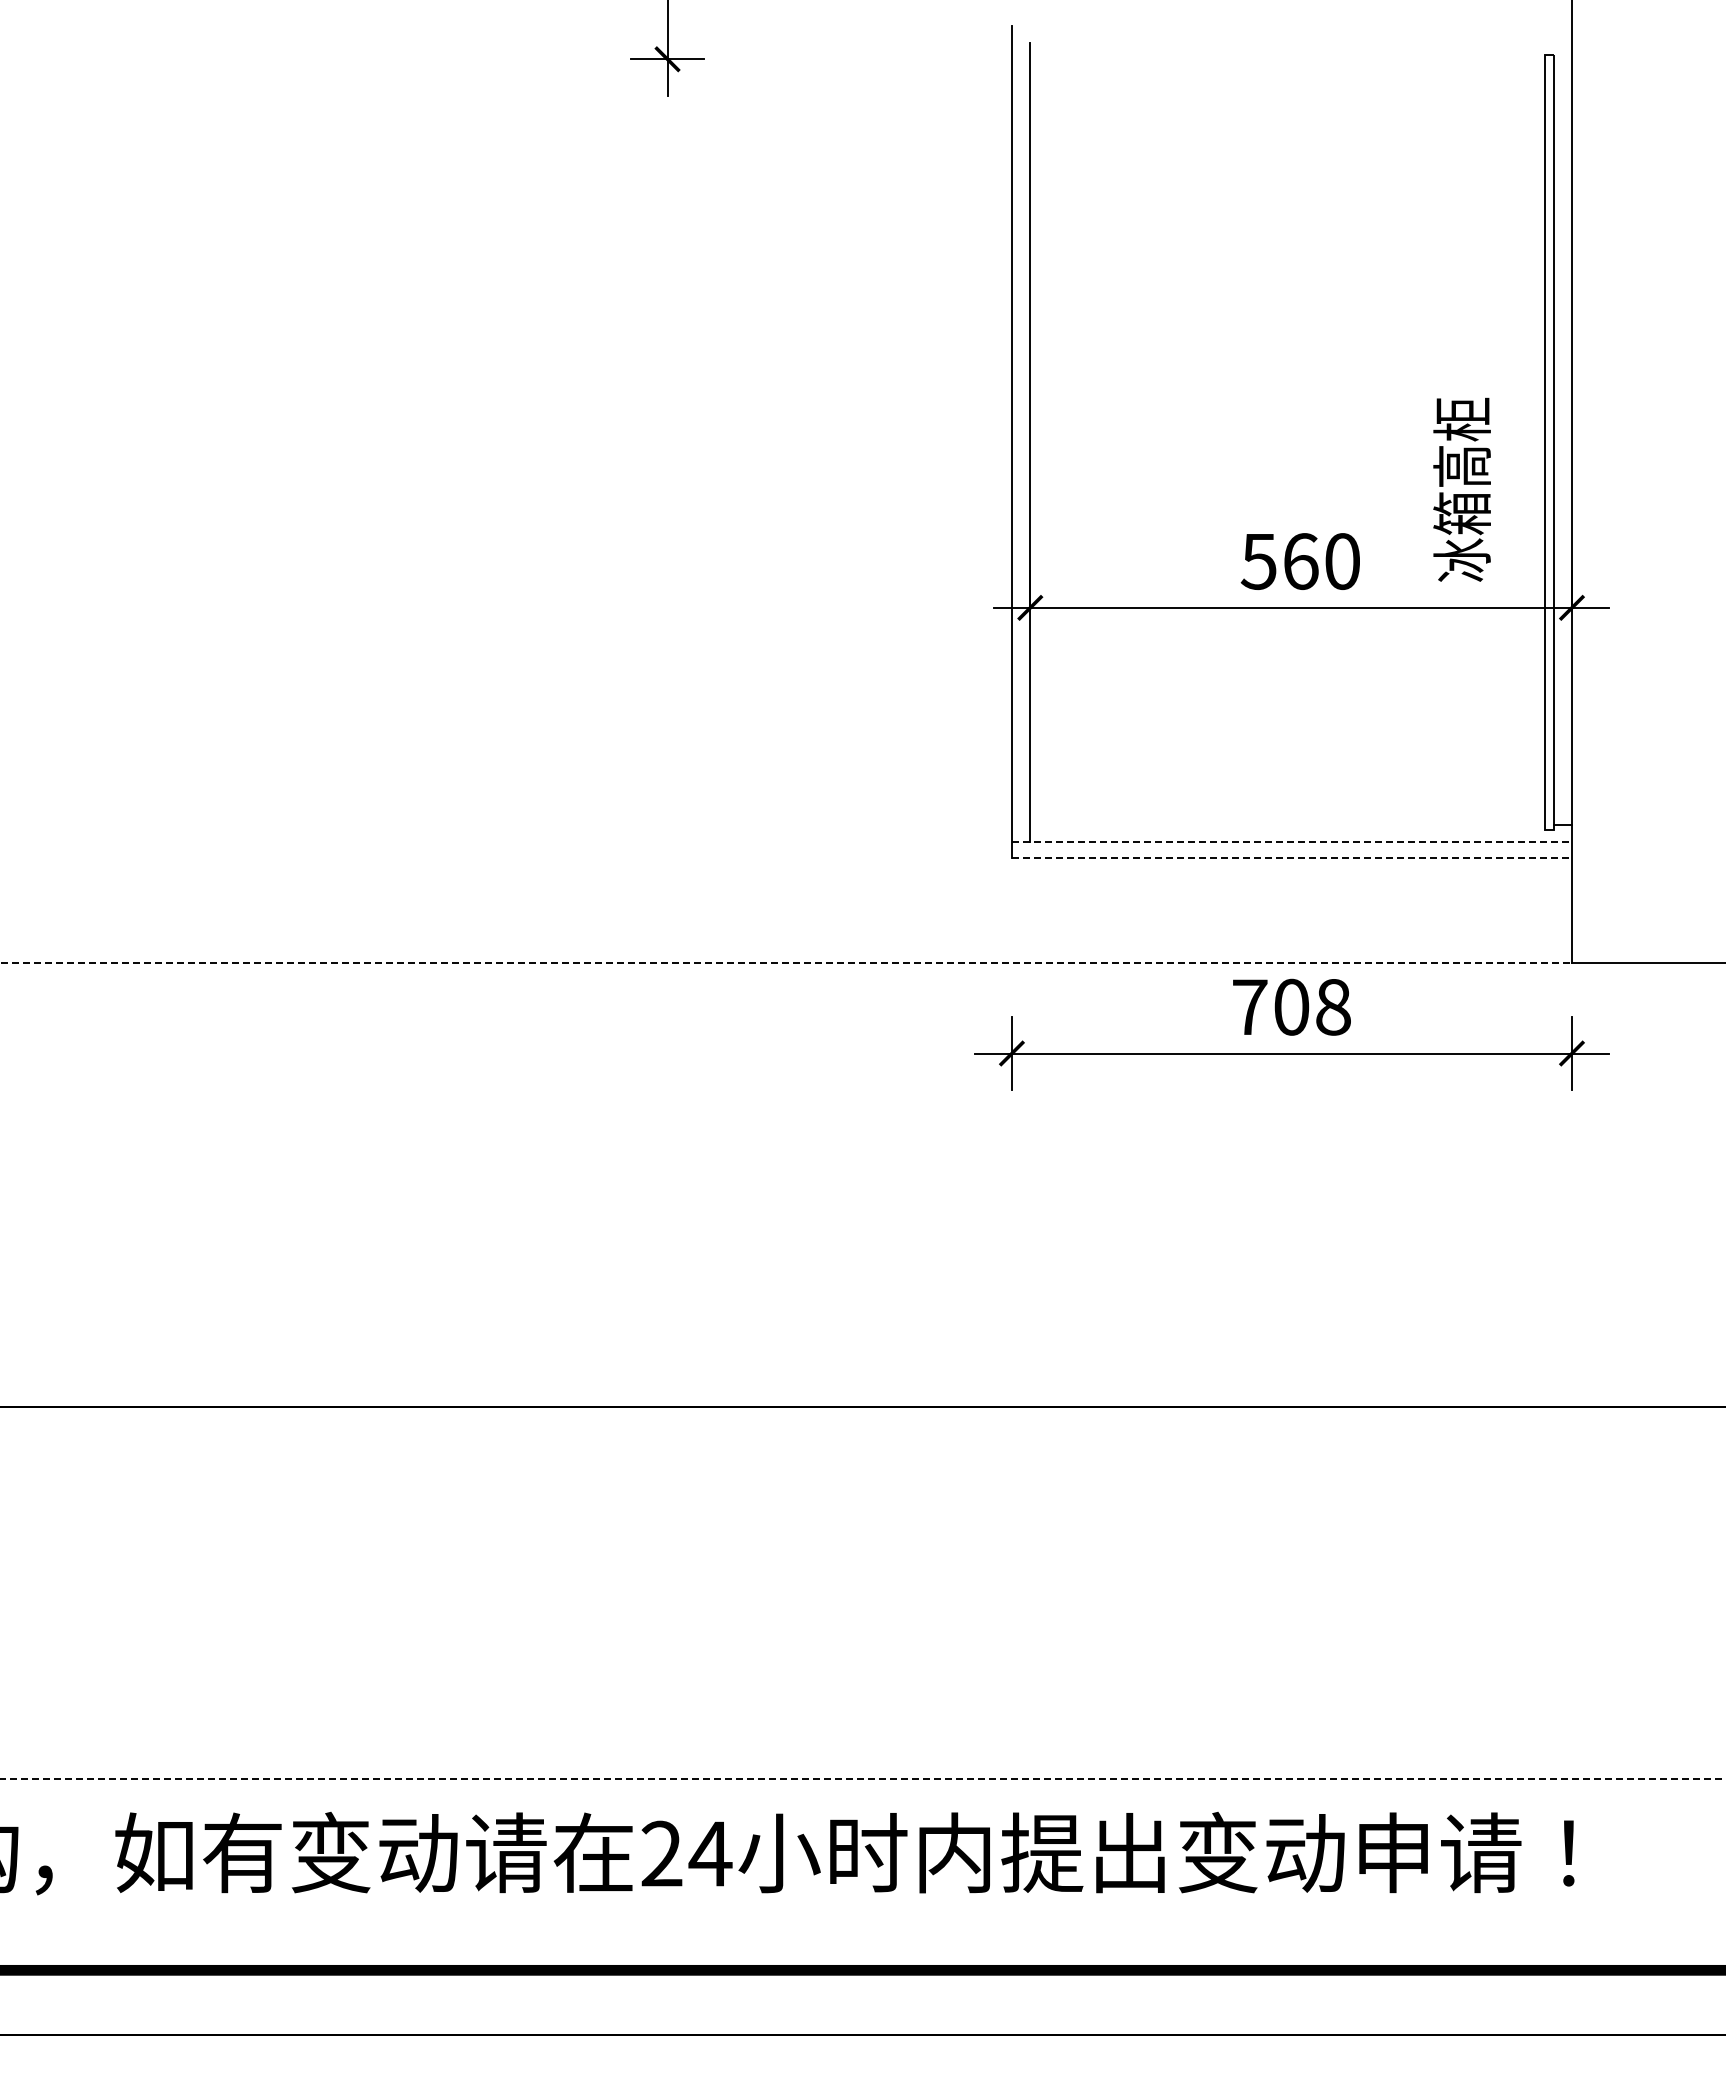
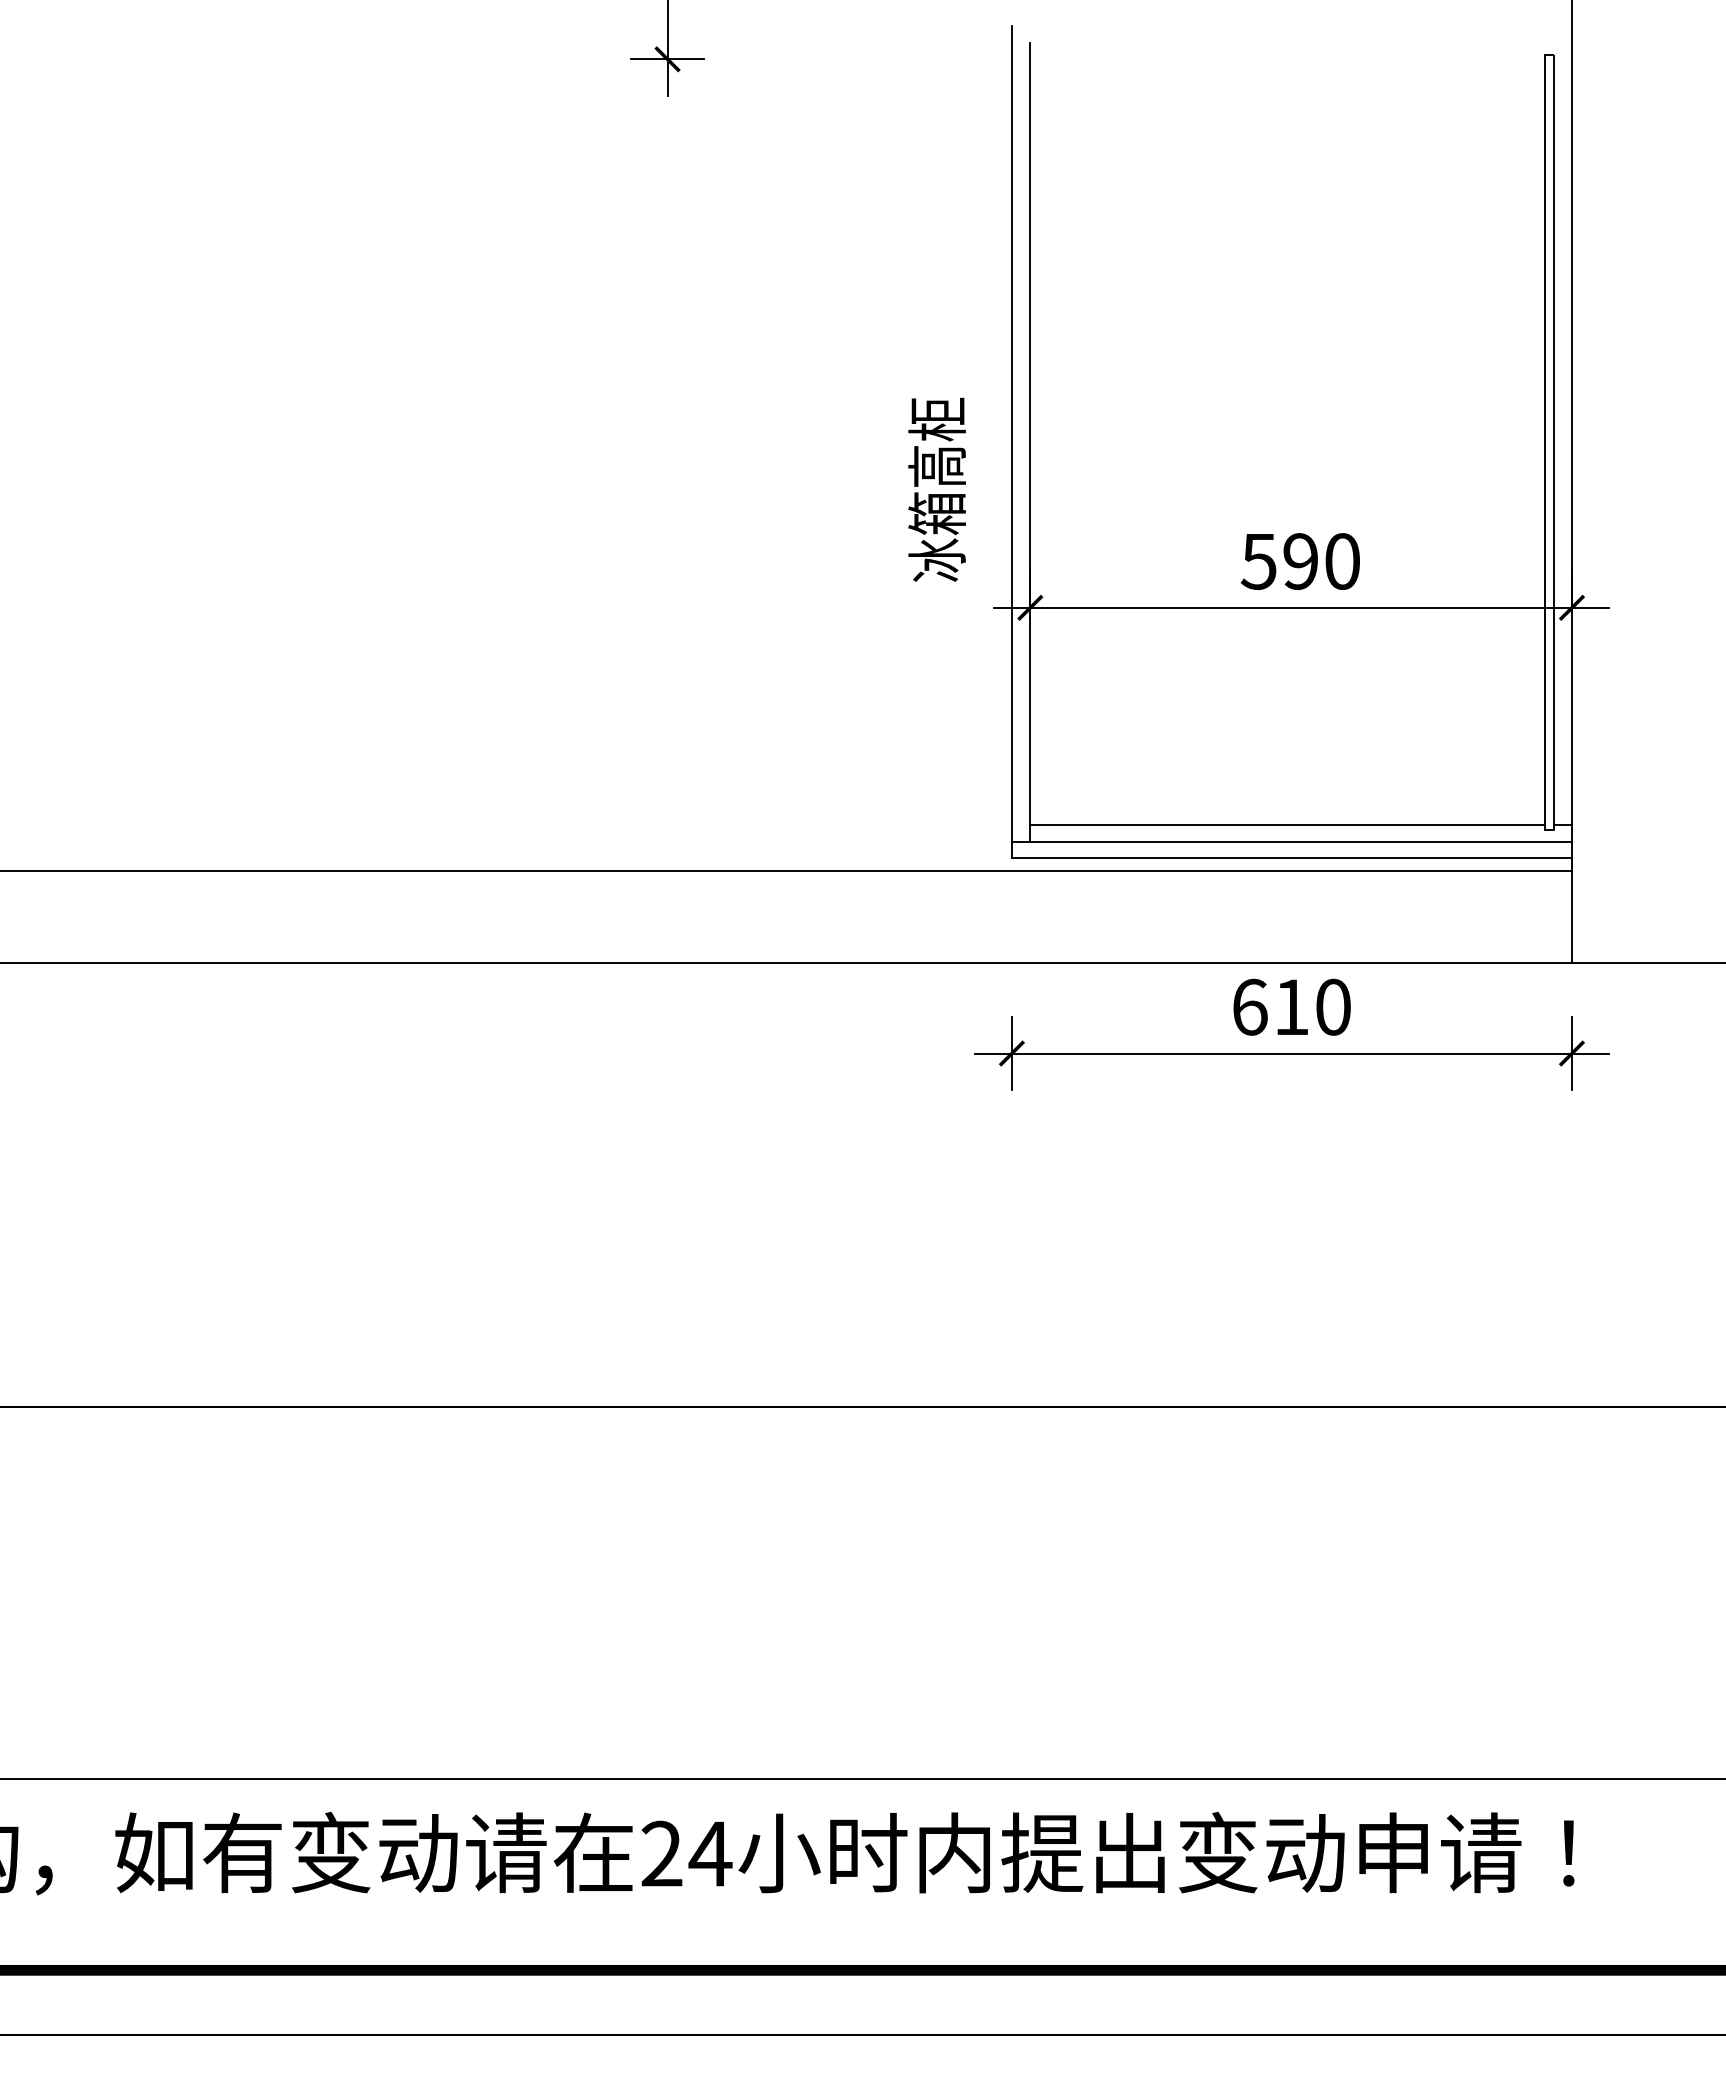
text position: (1461, 489) -> (936, 489) (936, 489)
text: 560 -> 590 (1300, 561)
line: none -> present (1287, 825)
line: dashed -> solid (1292, 841)
line: dashed -> solid (1292, 858)
line: none -> present (786, 870)
line: dashed -> solid (786, 962)
text: 708 -> 610 (1291, 1006)
line: dashed -> solid (862, 1778)
